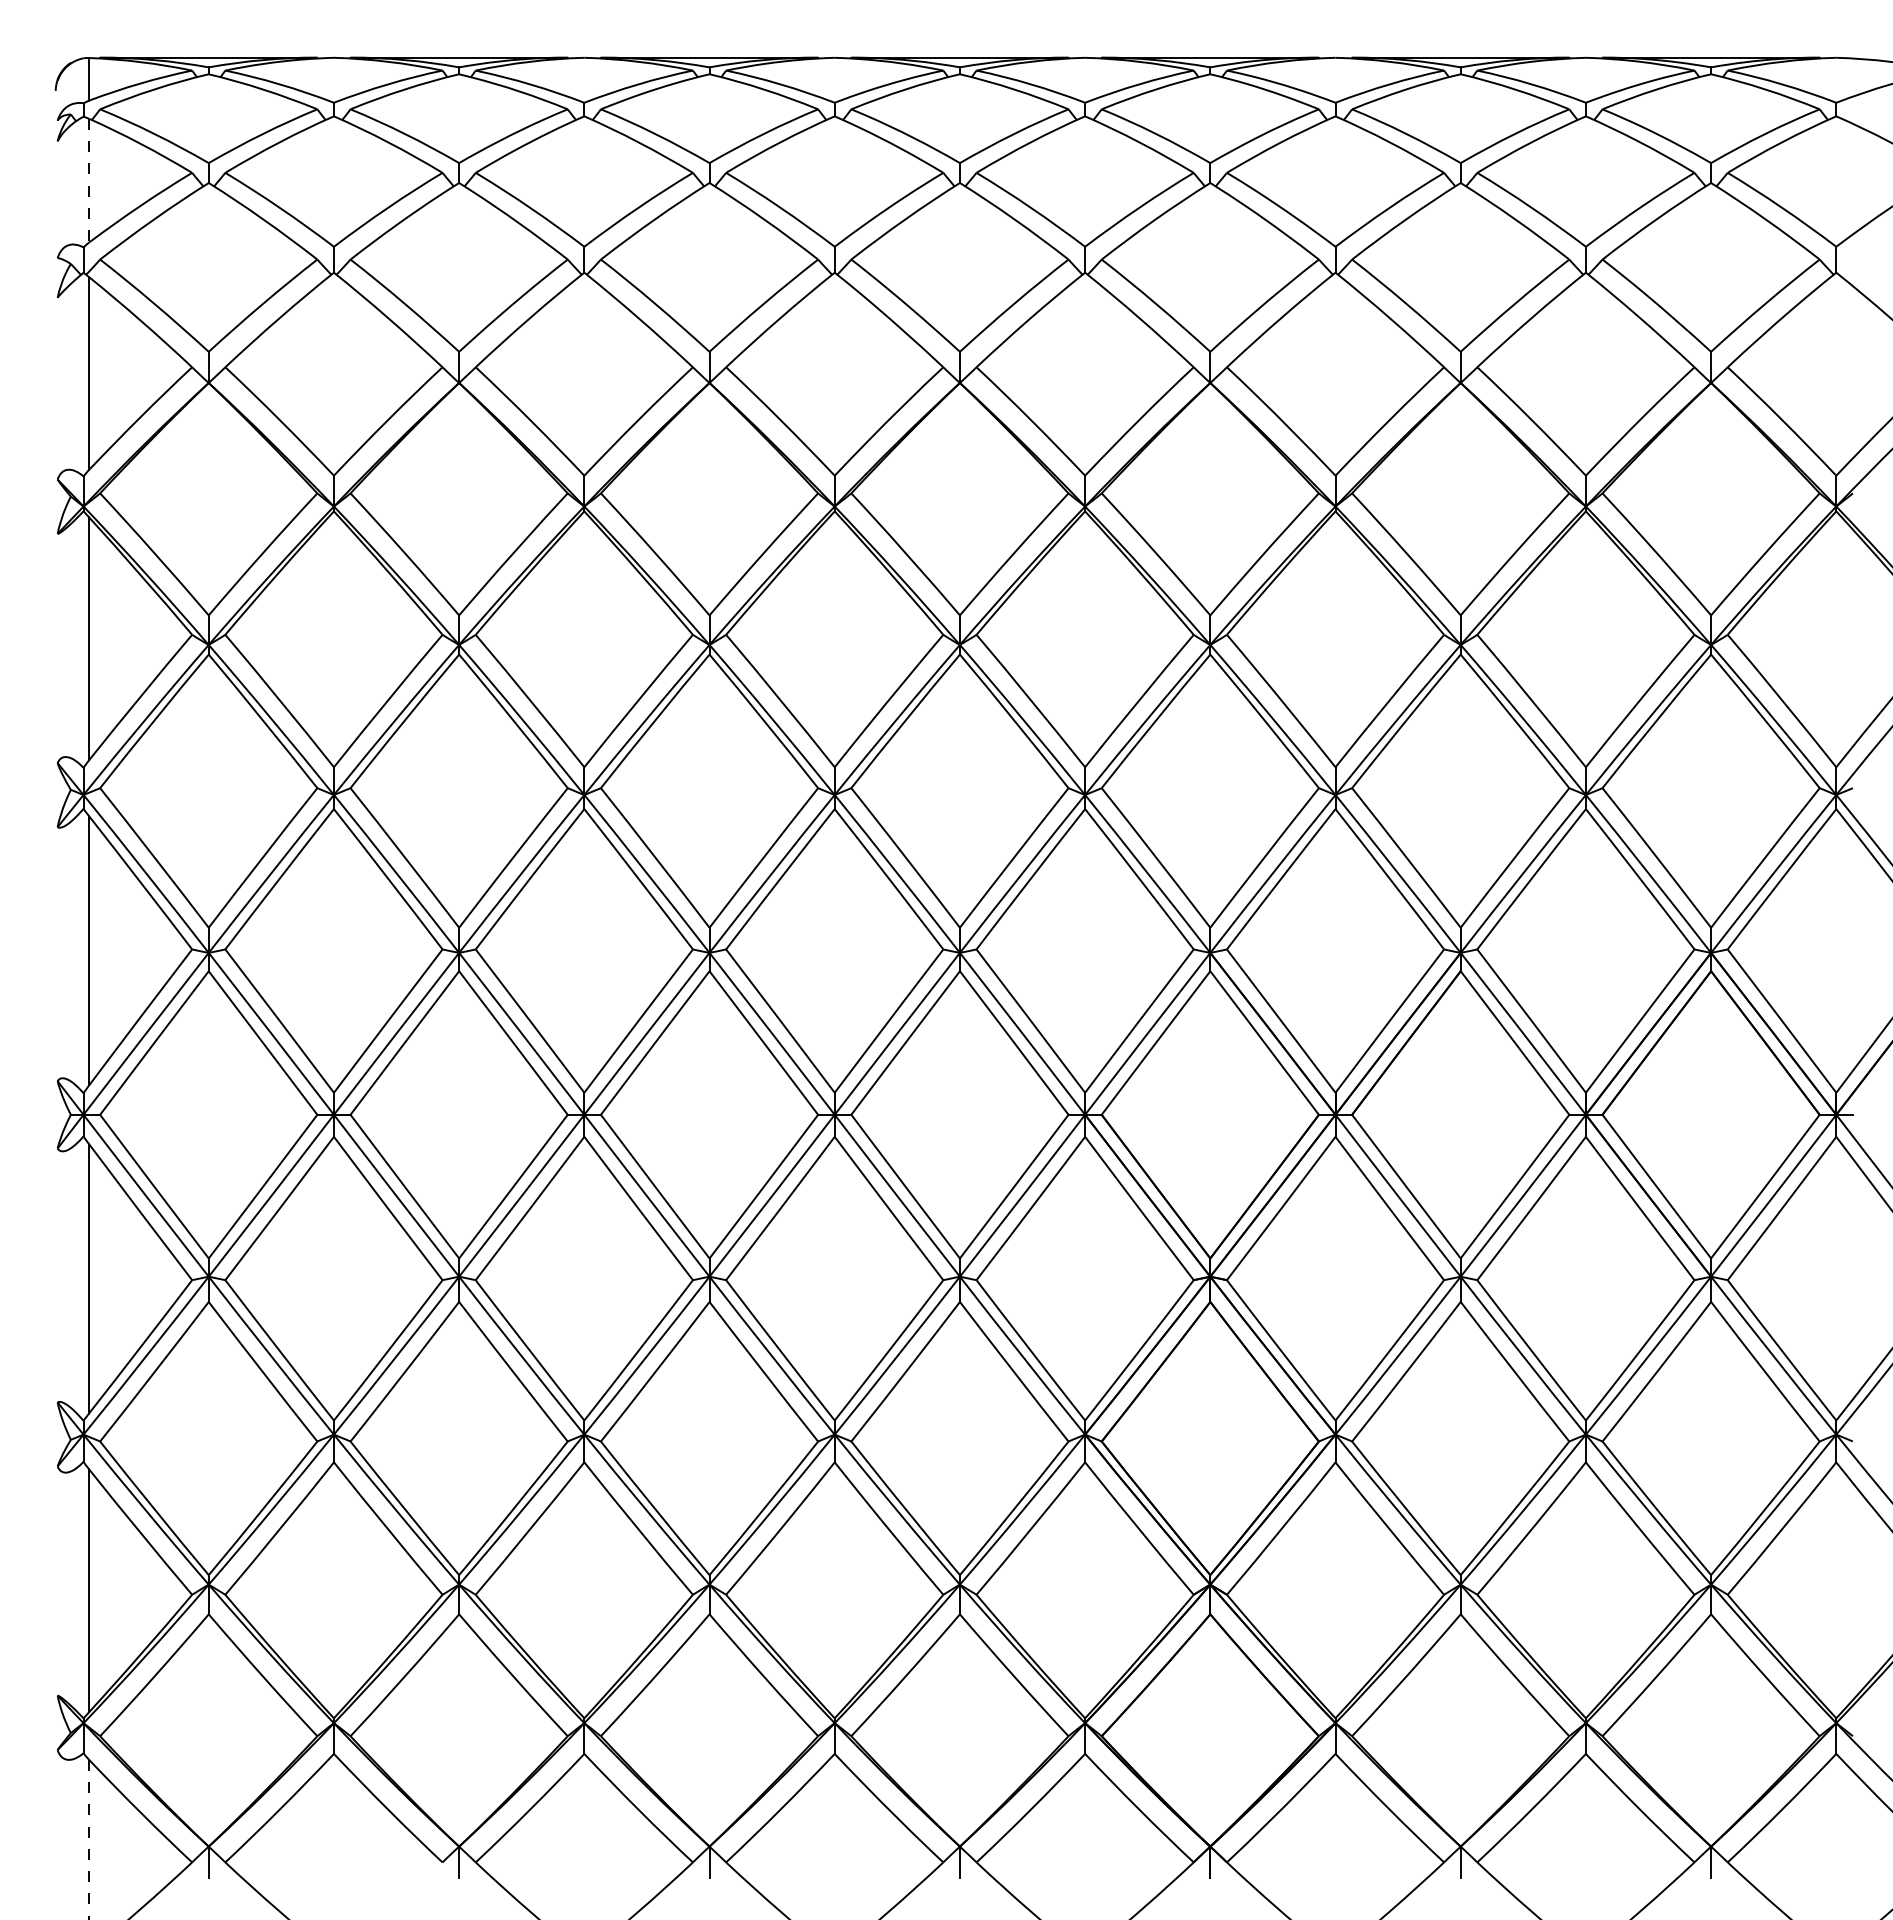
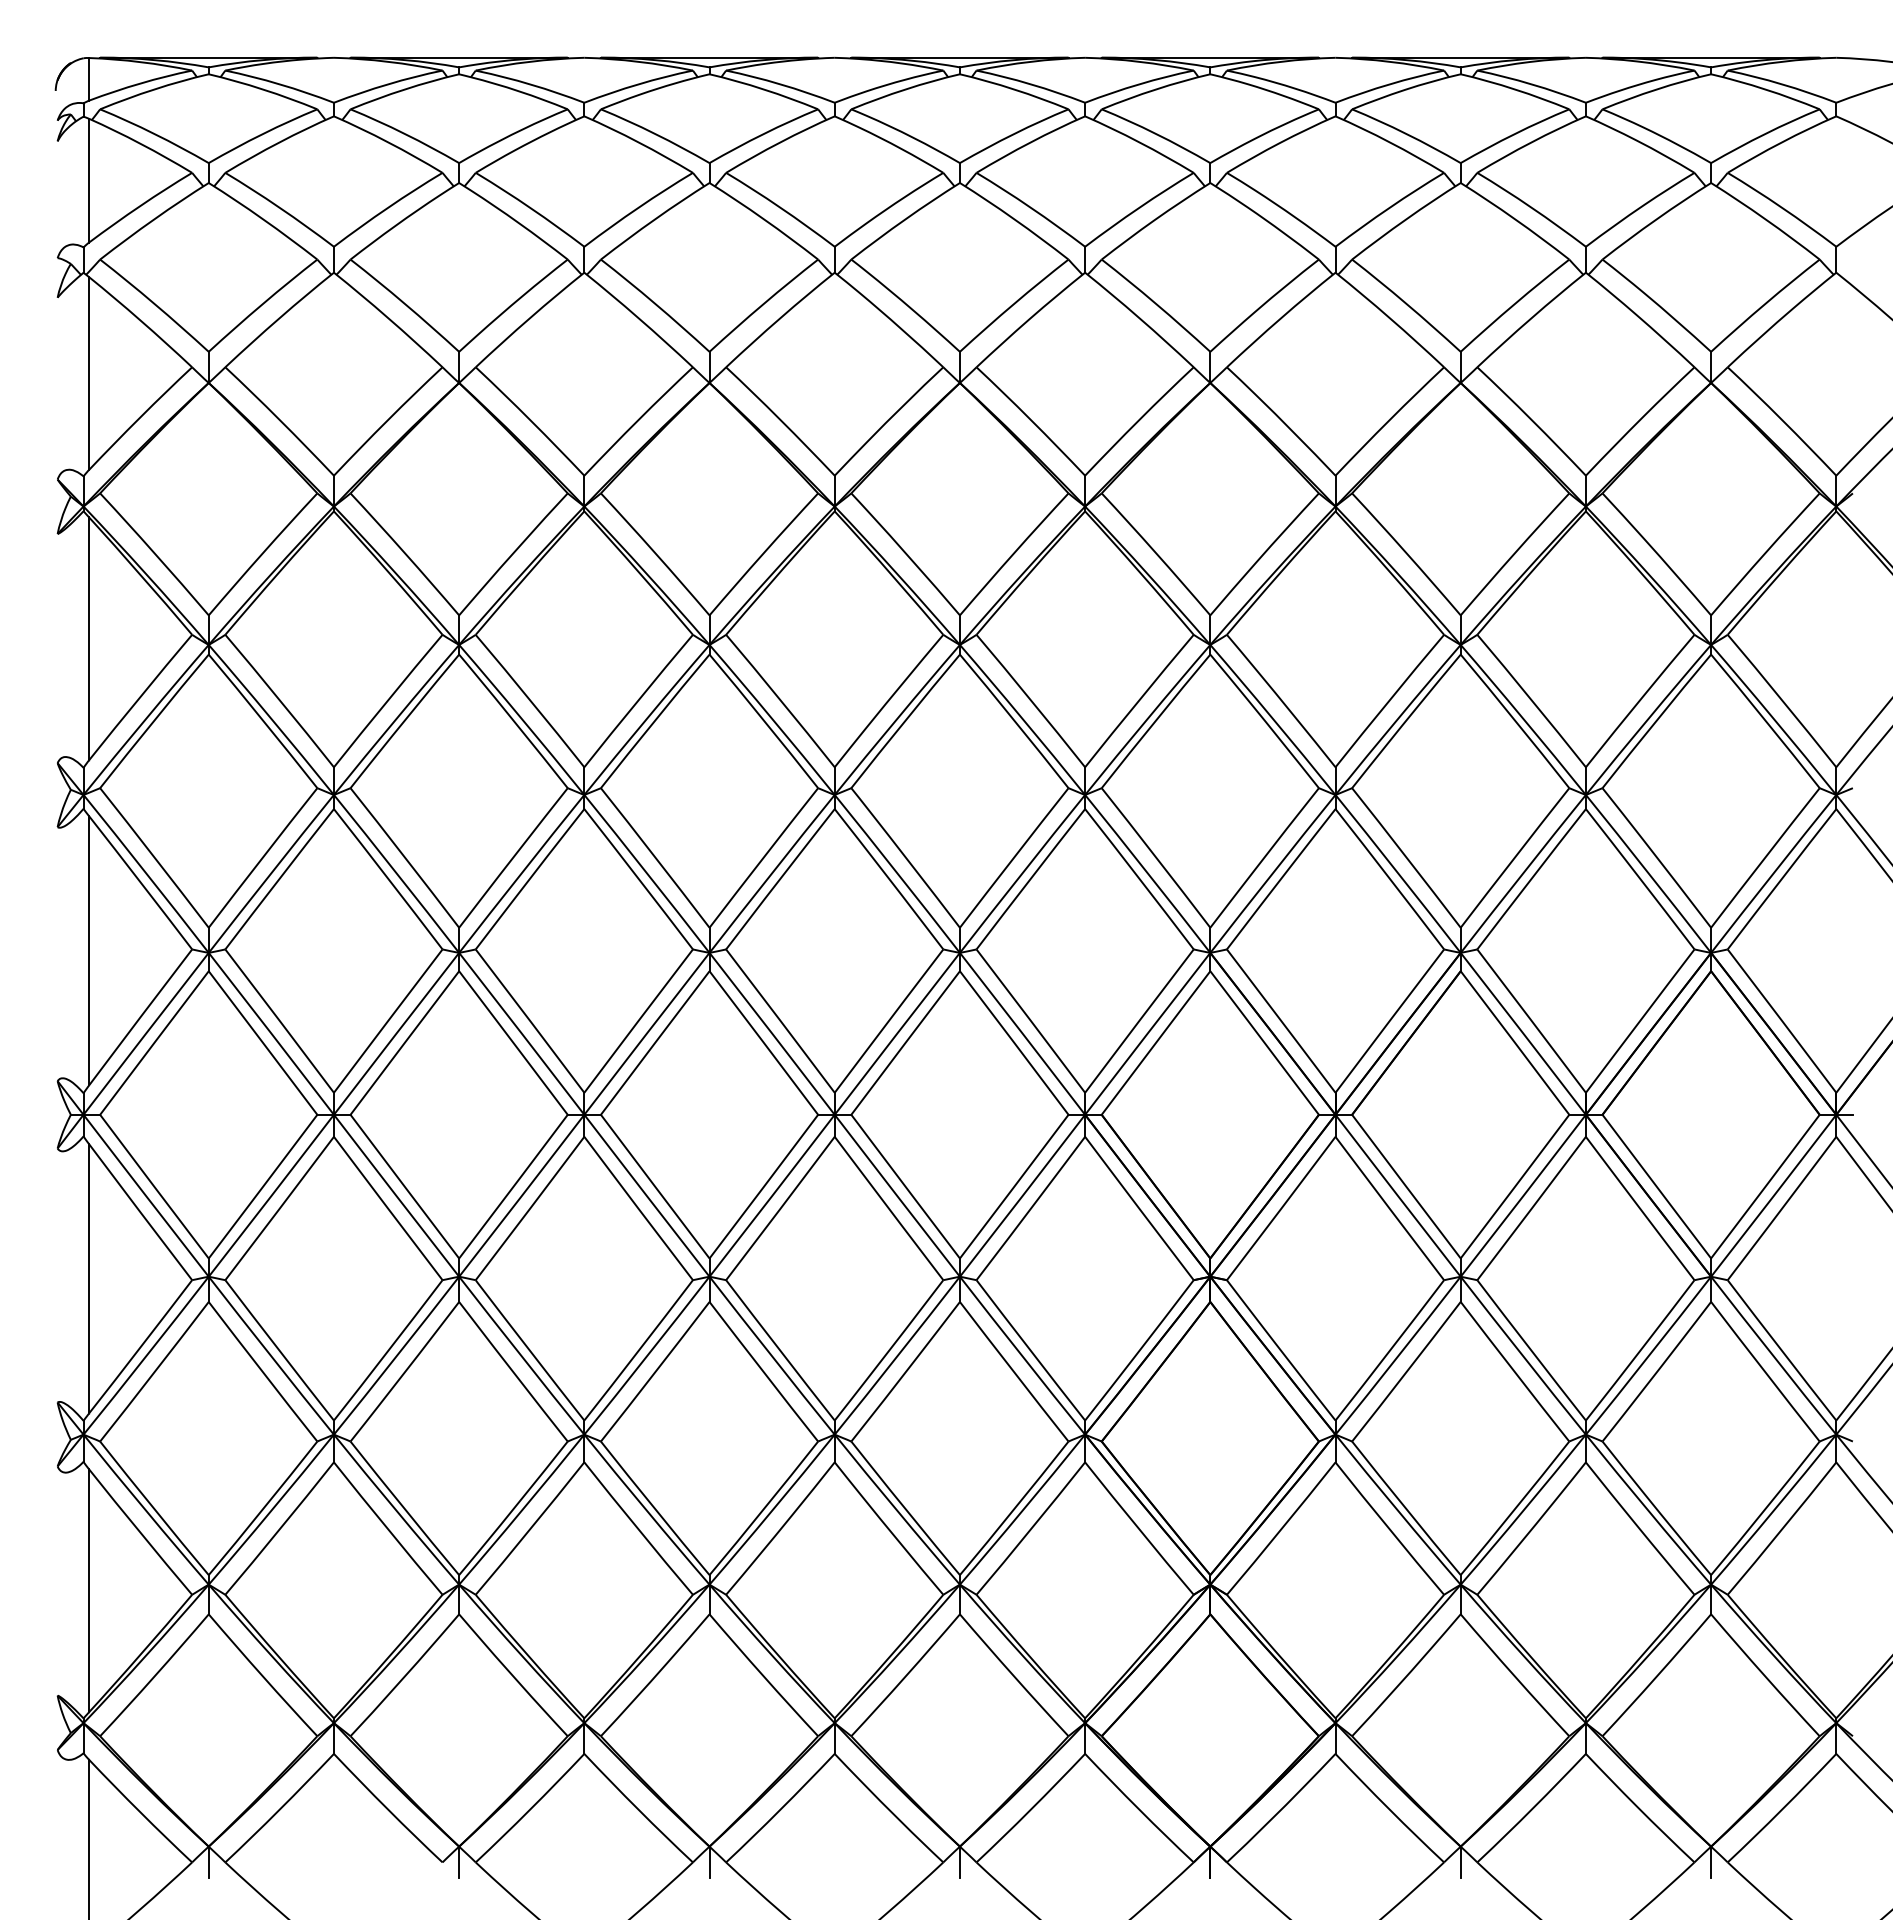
line: dashed -> solid (89, 180)
line: dashed -> solid (89, 1839)
